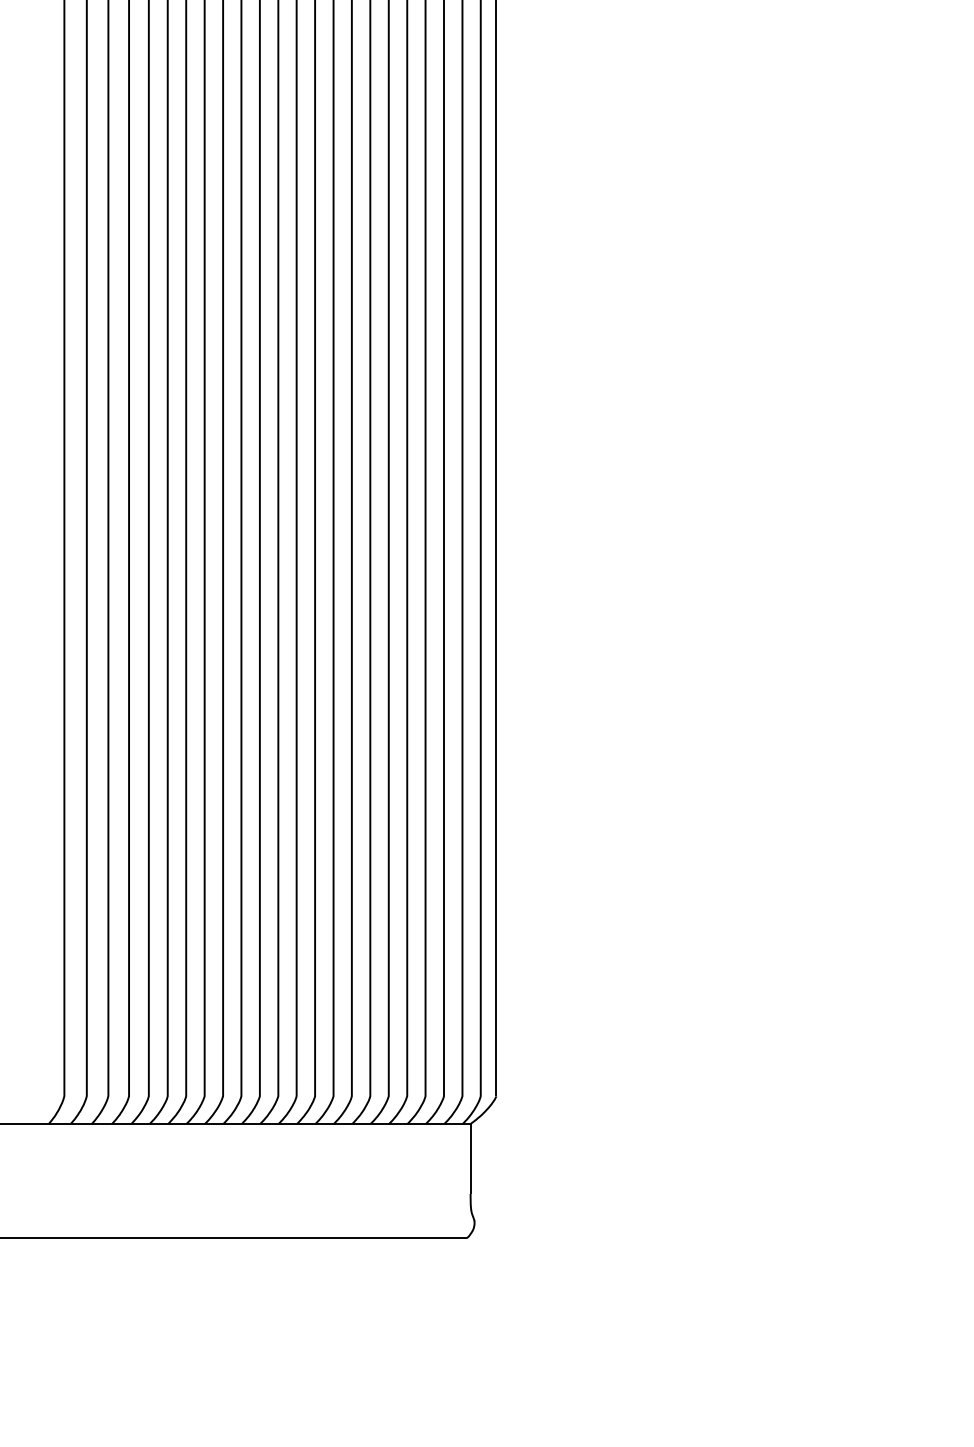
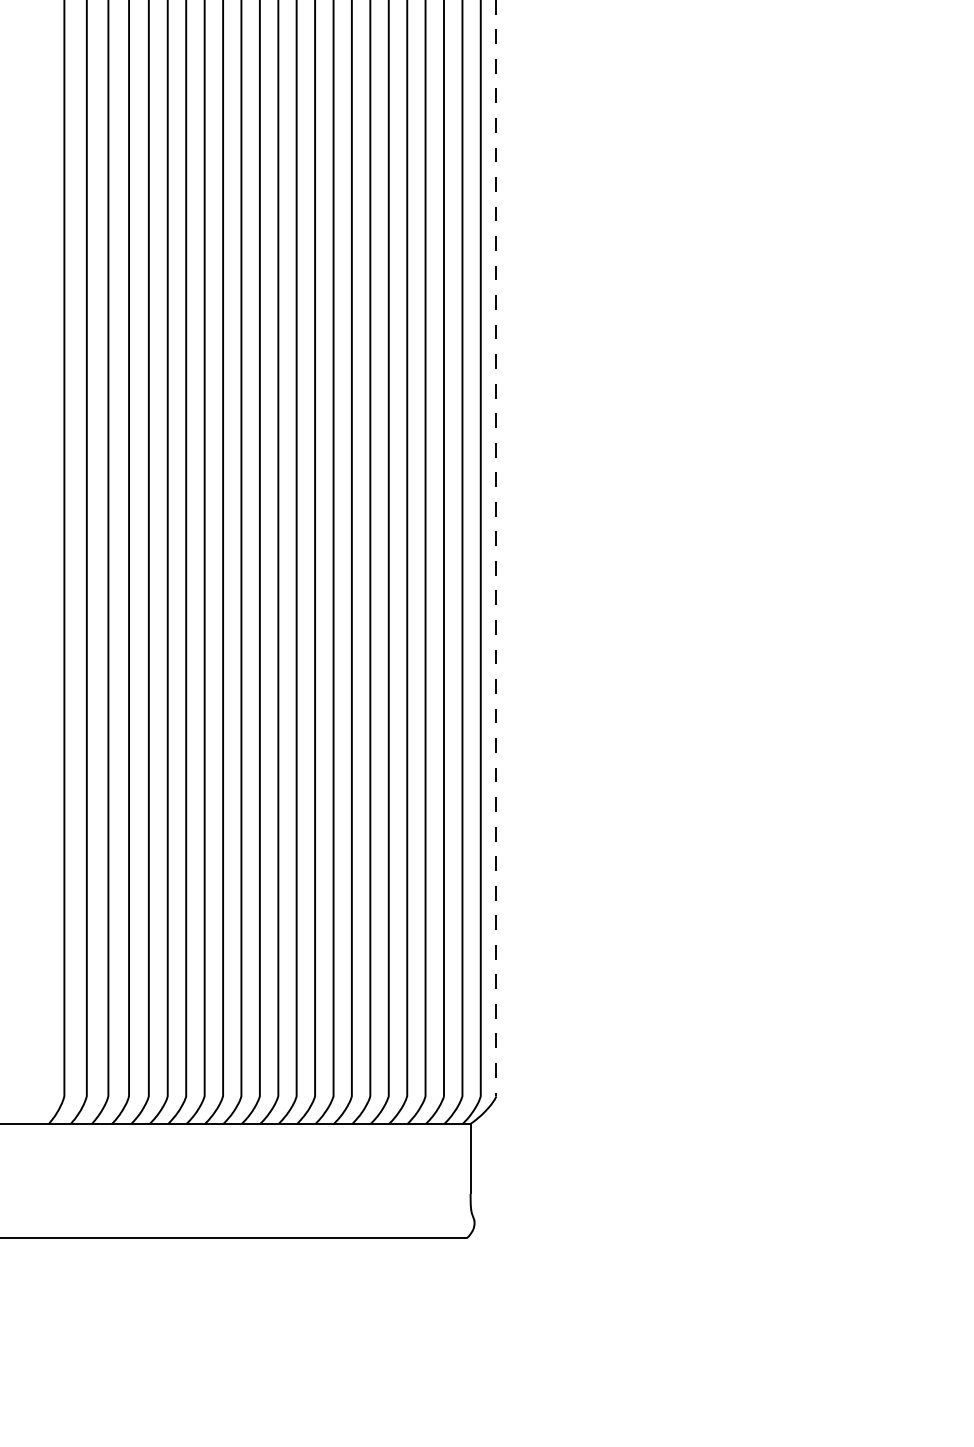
line: solid -> dashed (496, 548)
